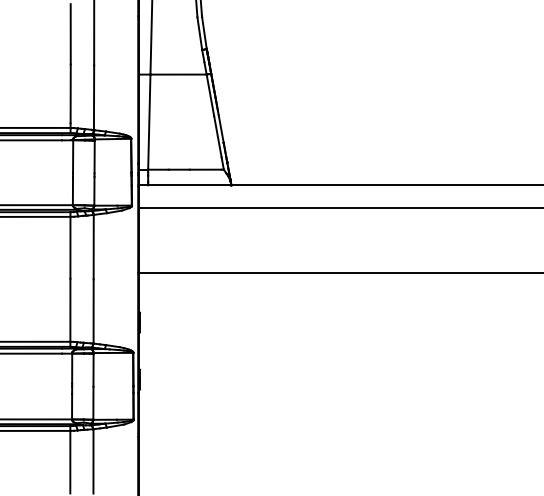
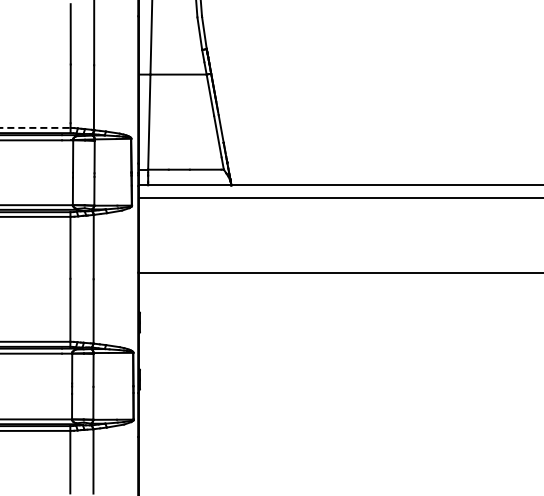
line: solid -> dashed (35, 127)
line position: (339, 207) -> (339, 197) (339, 197)
